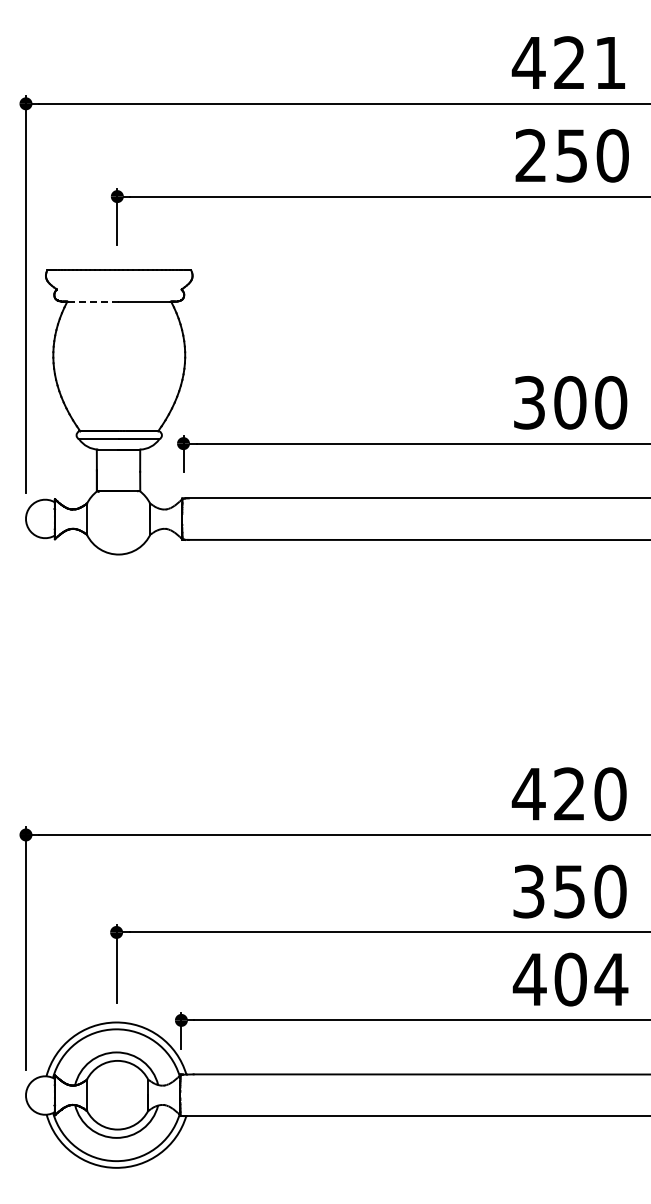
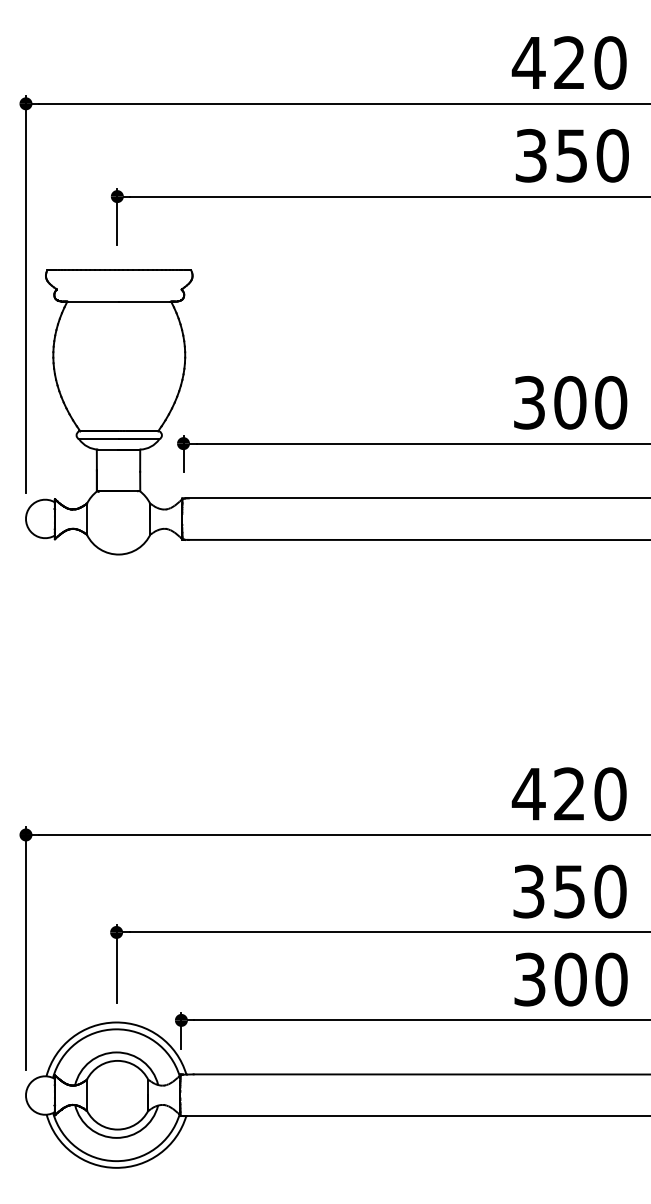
text: 421 -> 420 (610, 62)
text: 250 -> 350 (530, 155)
line: dashed -> solid (93, 301)
text: 404 -> 300 (570, 979)
